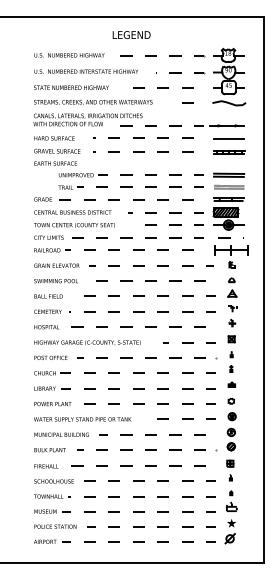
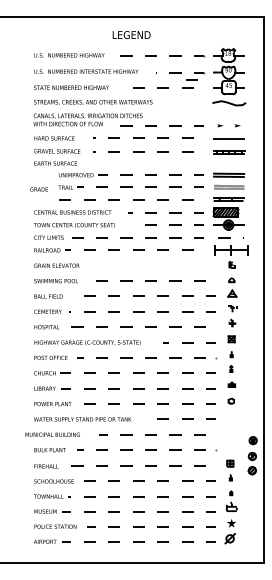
line position: (187, 102) -> (191, 79) (191, 79)
line: present -> none (226, 125)
text position: (42, 199) -> (38, 189) (38, 189)
line: present -> none (157, 265)
part position: (231, 431) -> (252, 455) (252, 455)
text position: (61, 434) -> (52, 434) (52, 434)
